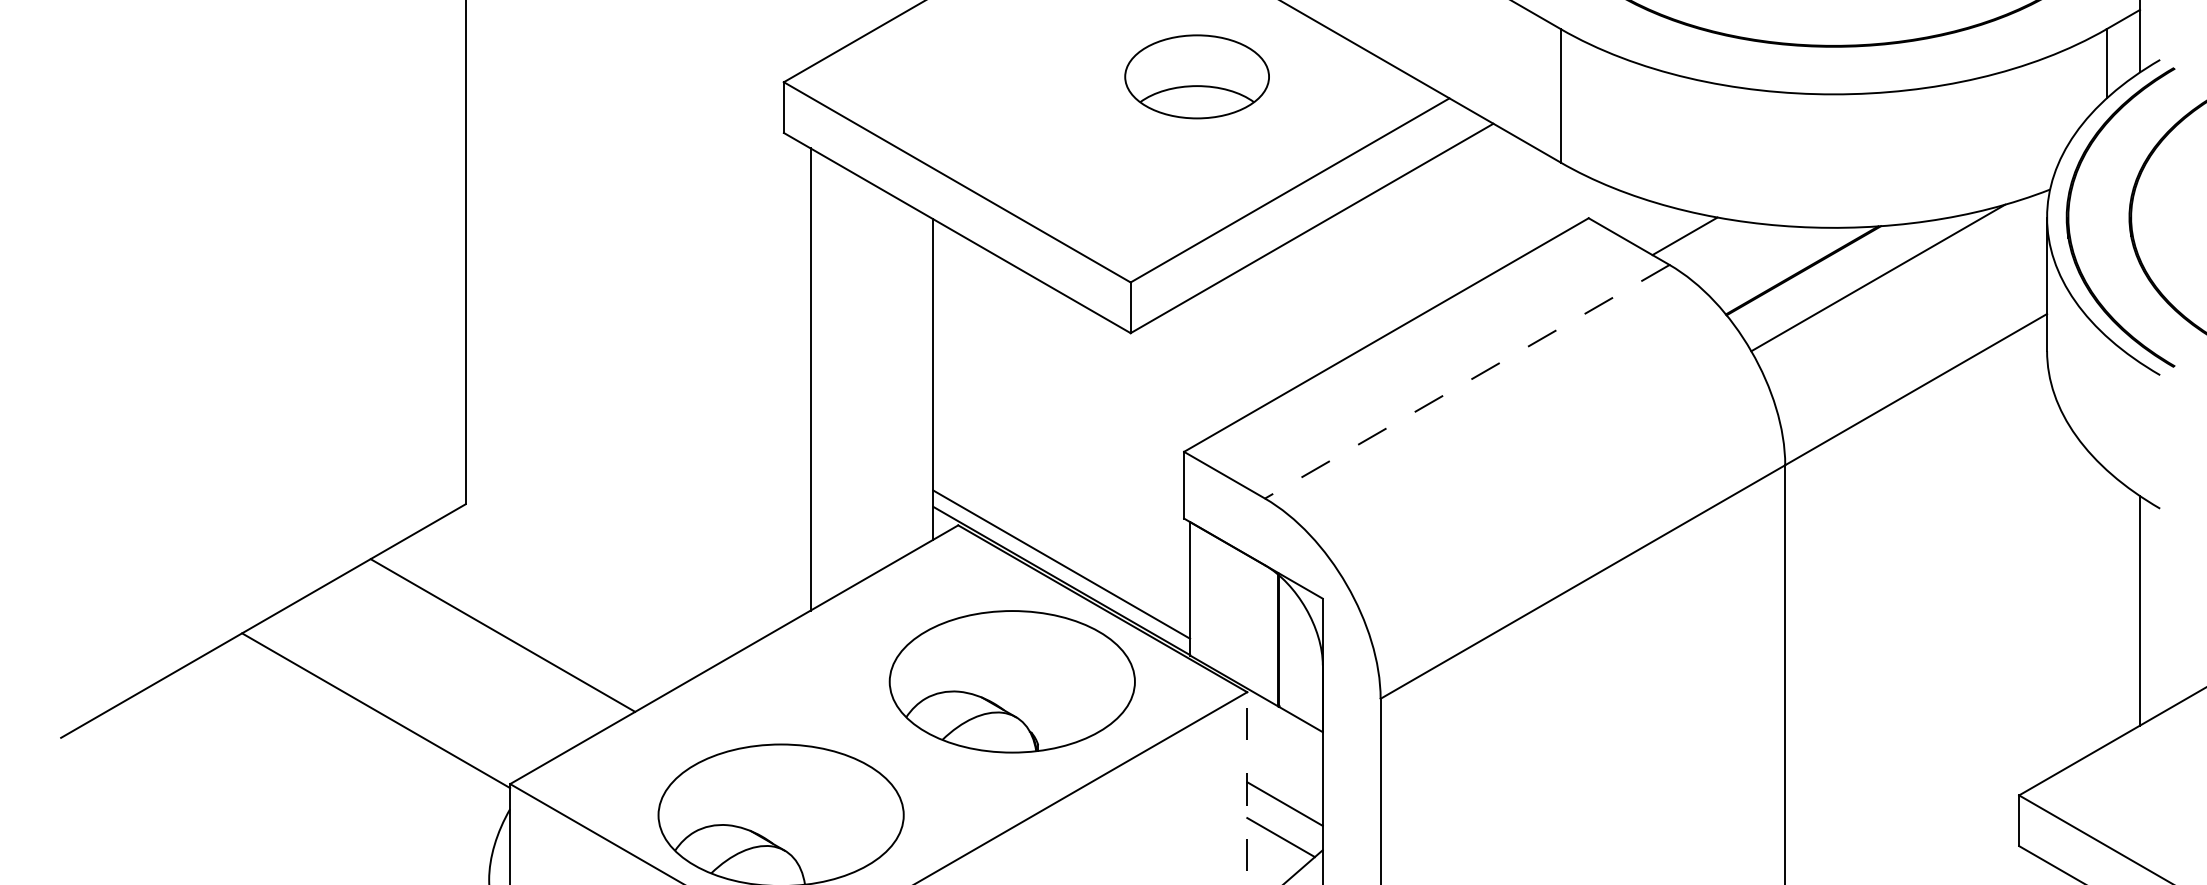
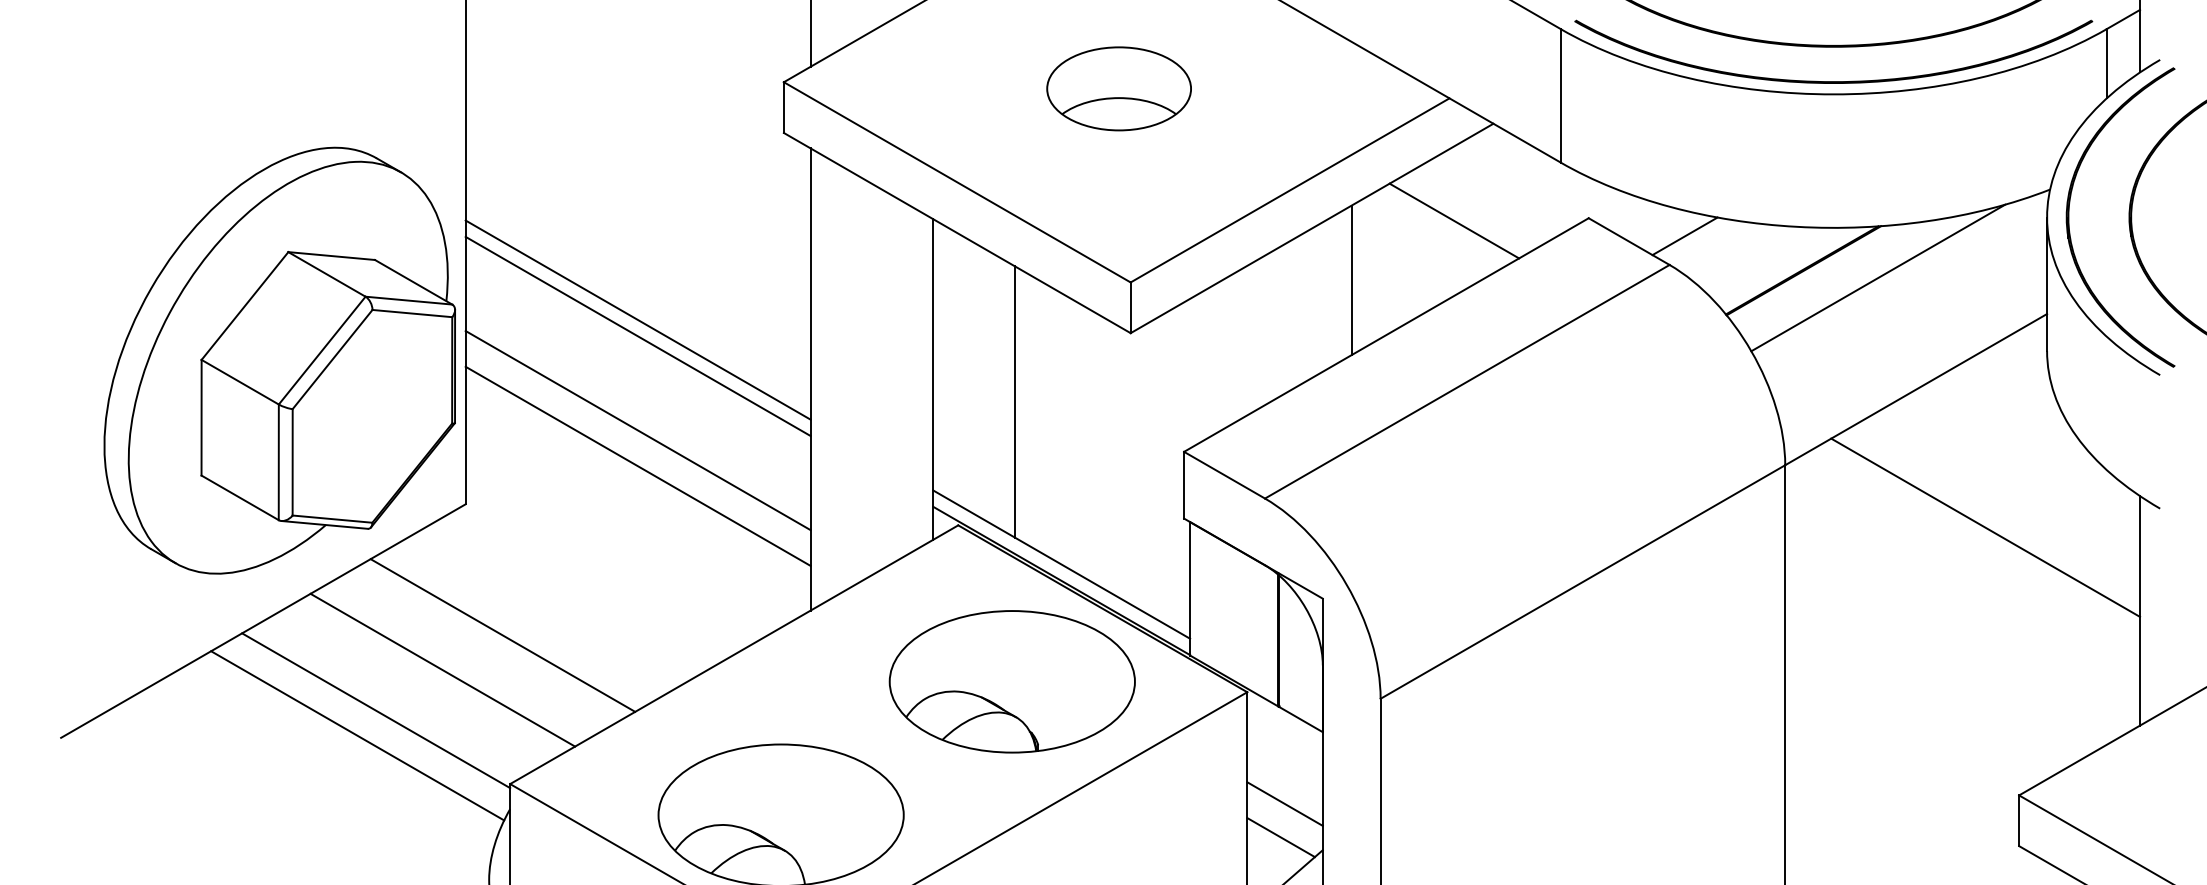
line: none -> present (810, 34)
part position: (1196, 76) -> (1118, 88) (1118, 88)
part: none -> present (1833, 81)
line: none -> present (1454, 220)
line: none -> present (1351, 280)
line: none -> present (637, 319)
line: none -> present (637, 336)
part: none -> present (279, 360)
line: dashed -> solid (1467, 381)
line: none -> present (1014, 401)
line: none -> present (637, 430)
line: none -> present (637, 465)
line: none -> present (1985, 527)
line: none -> present (442, 669)
line: none -> present (357, 735)
line: dashed -> solid (1247, 788)
